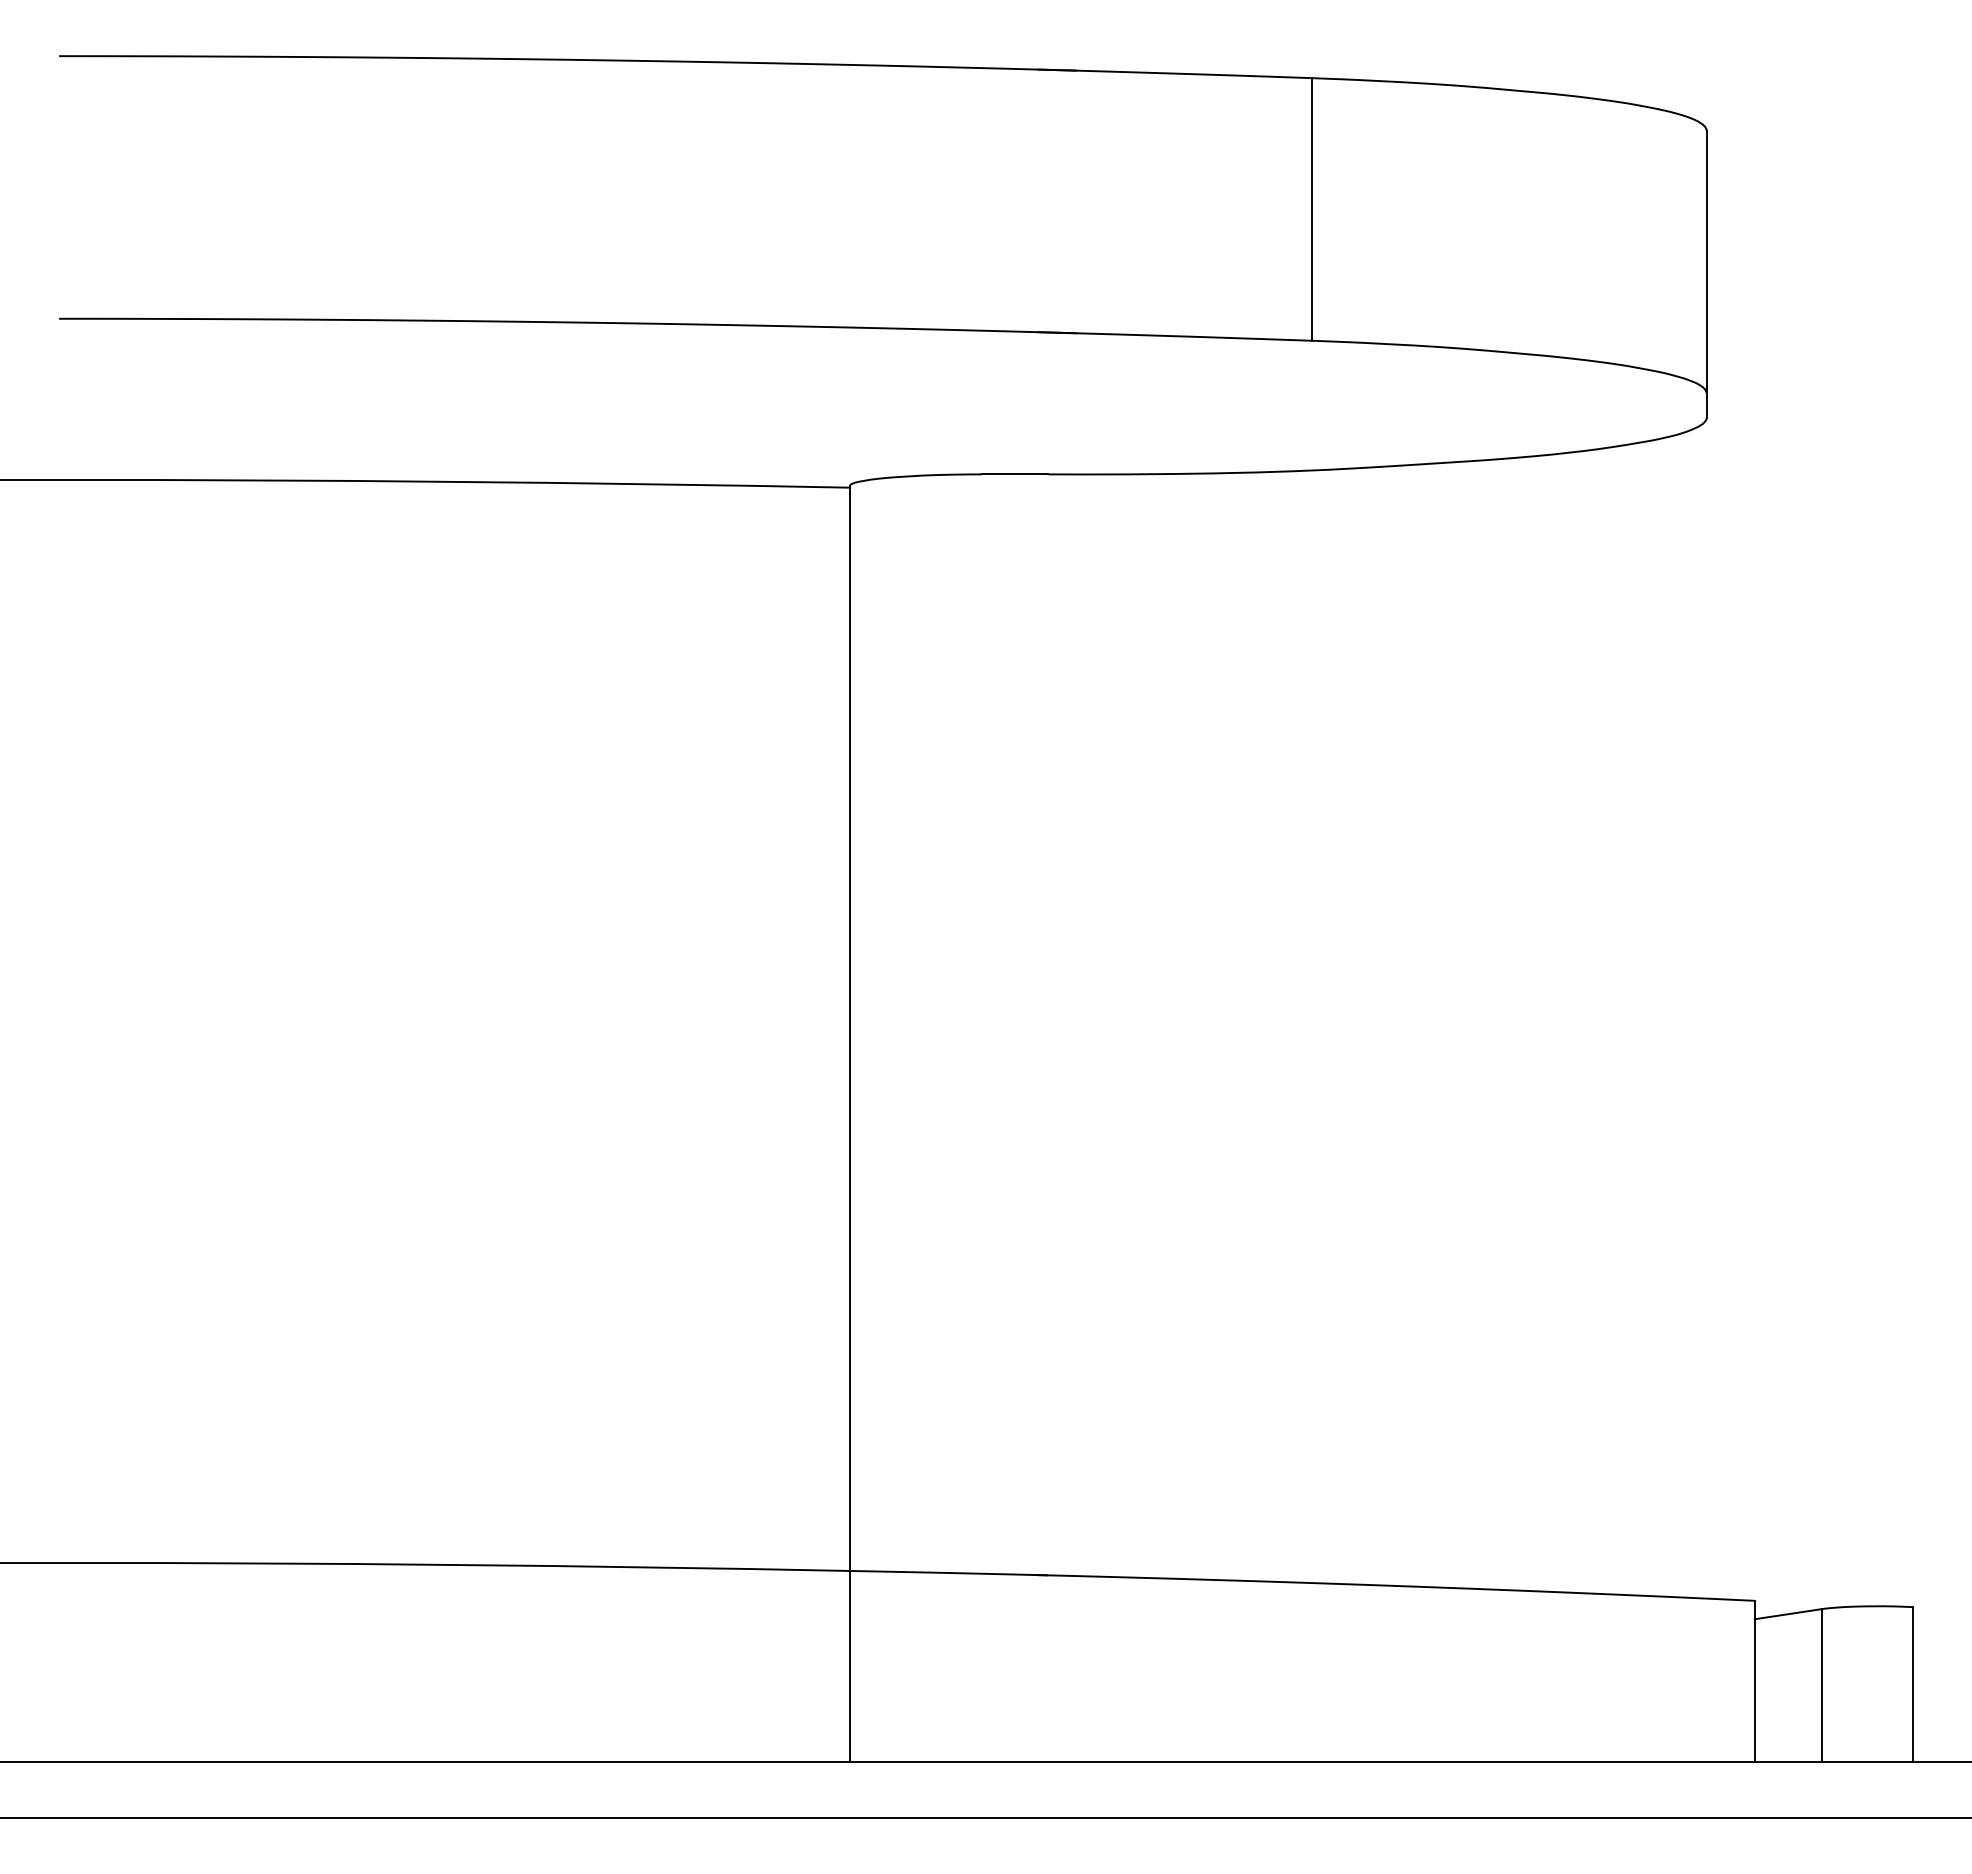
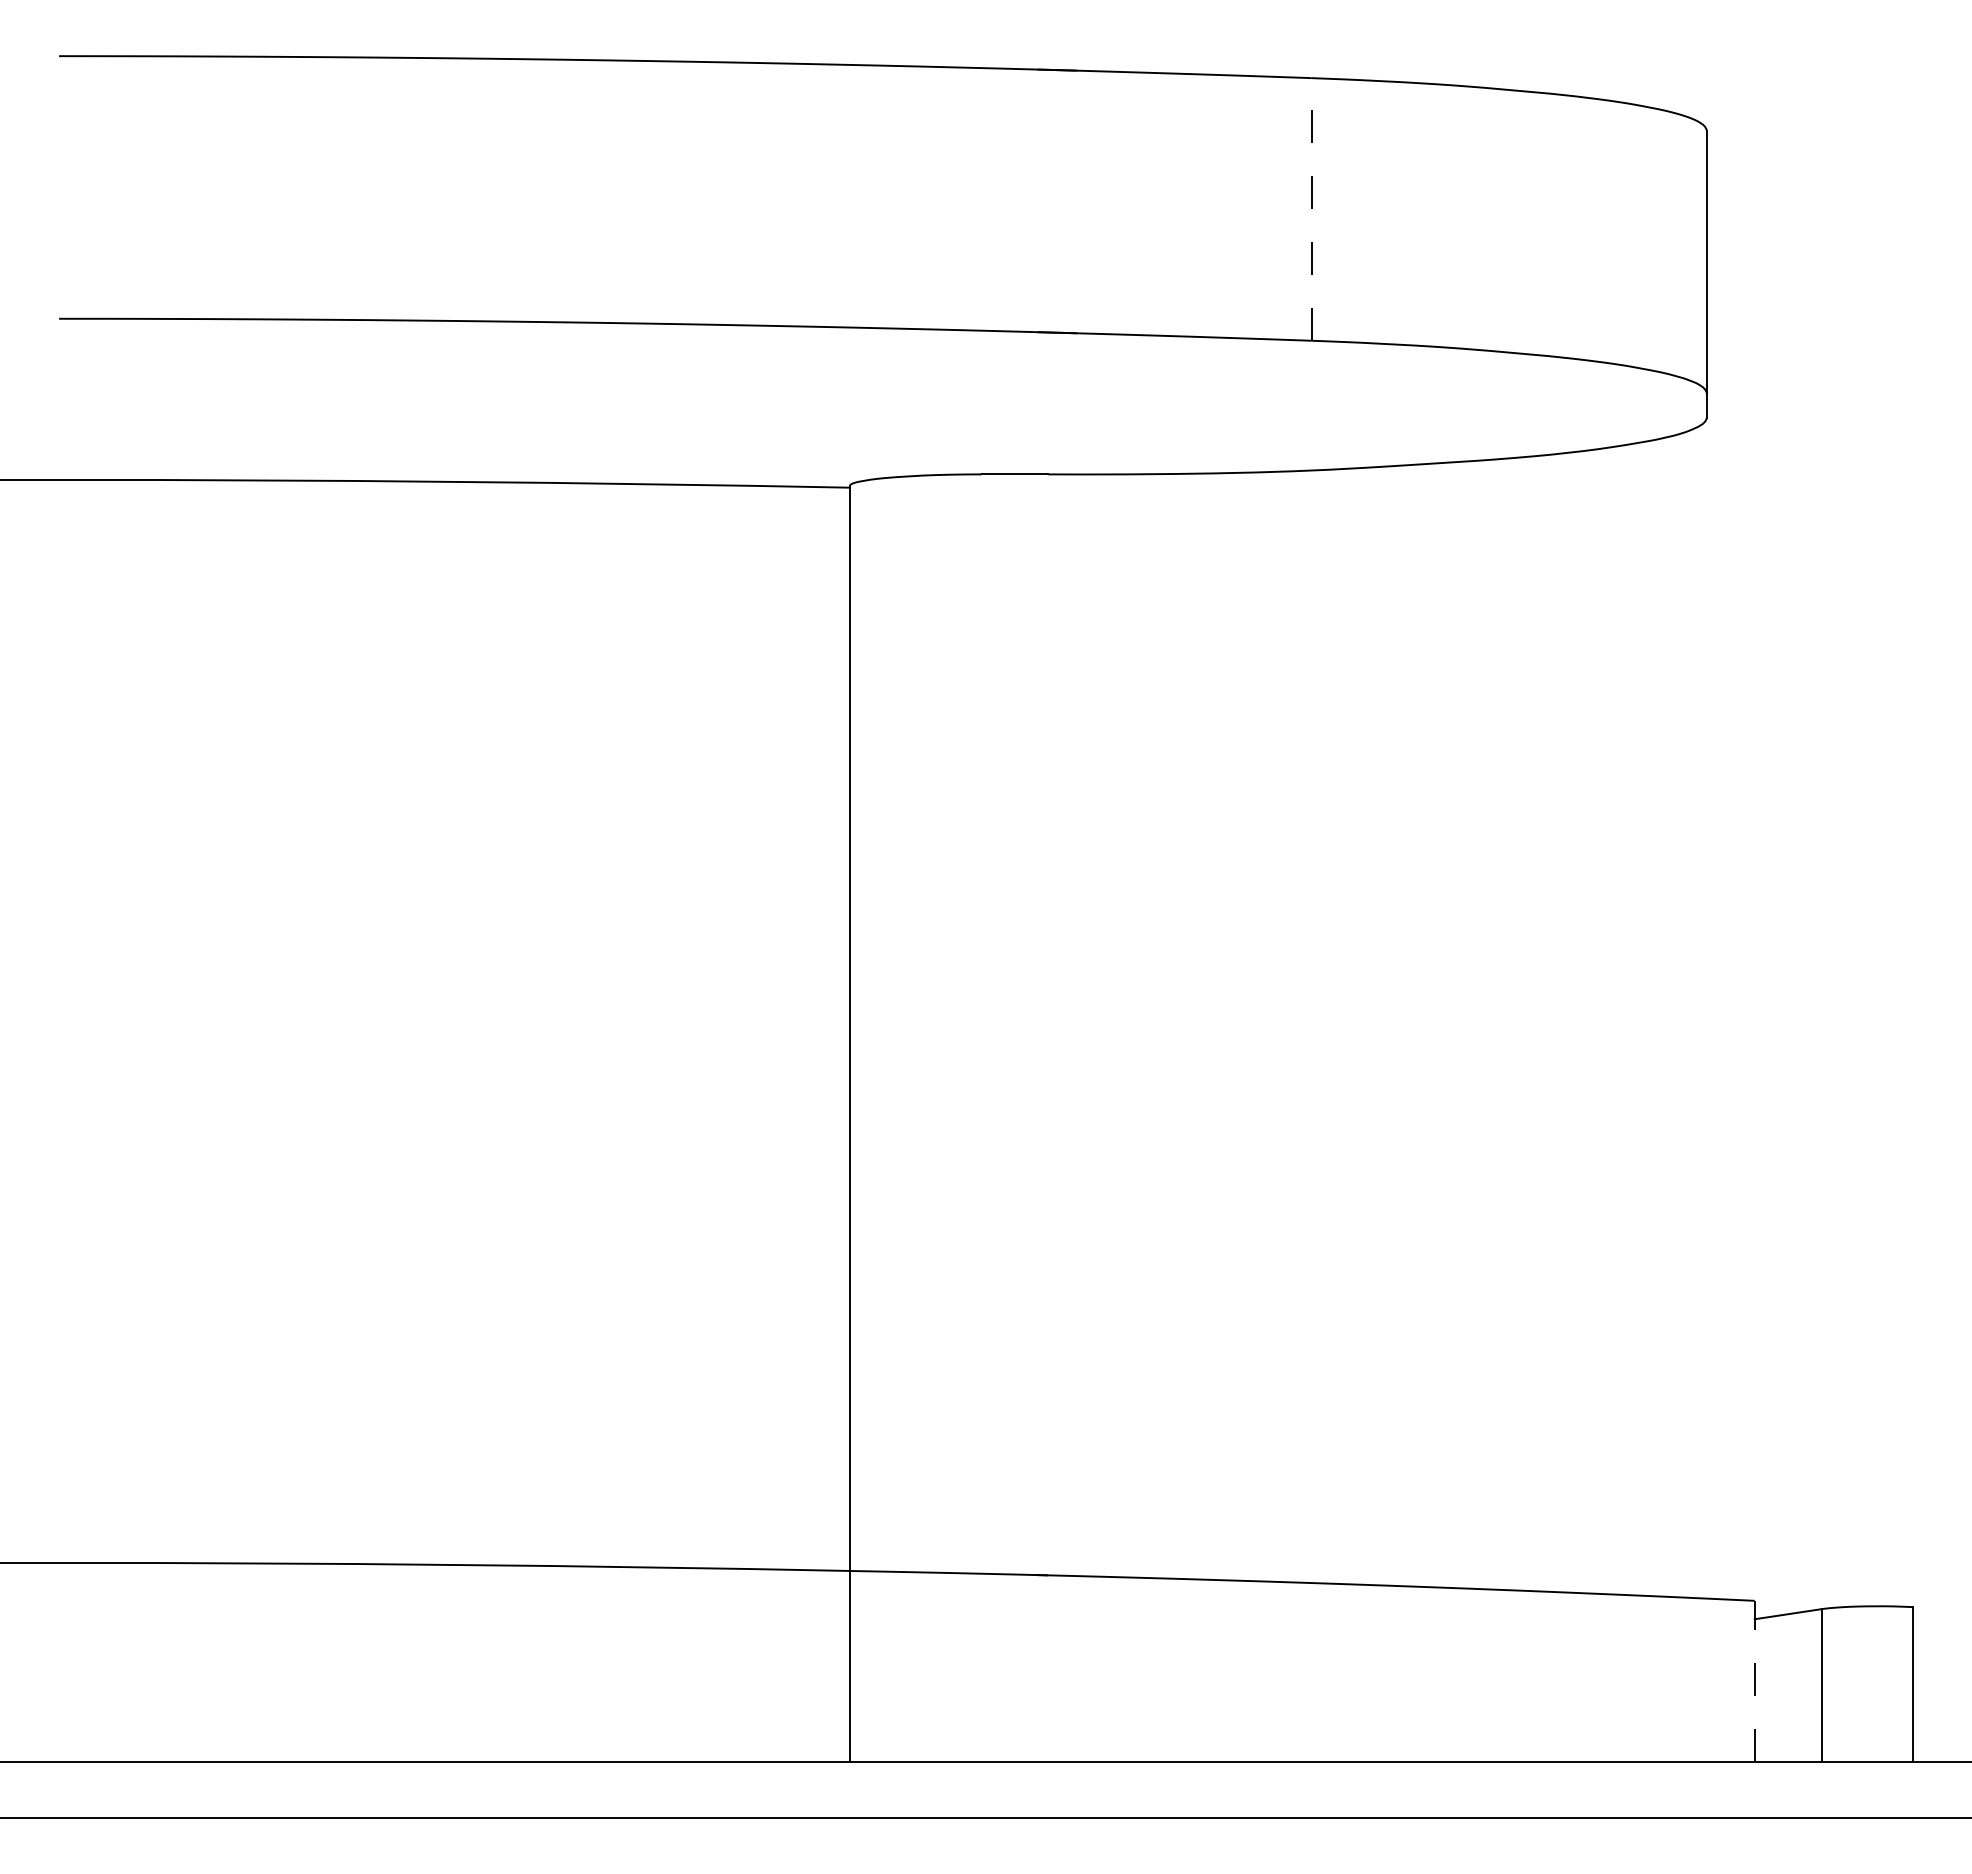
line: solid -> dashed (1311, 208)
line: solid -> dashed (1754, 1681)
